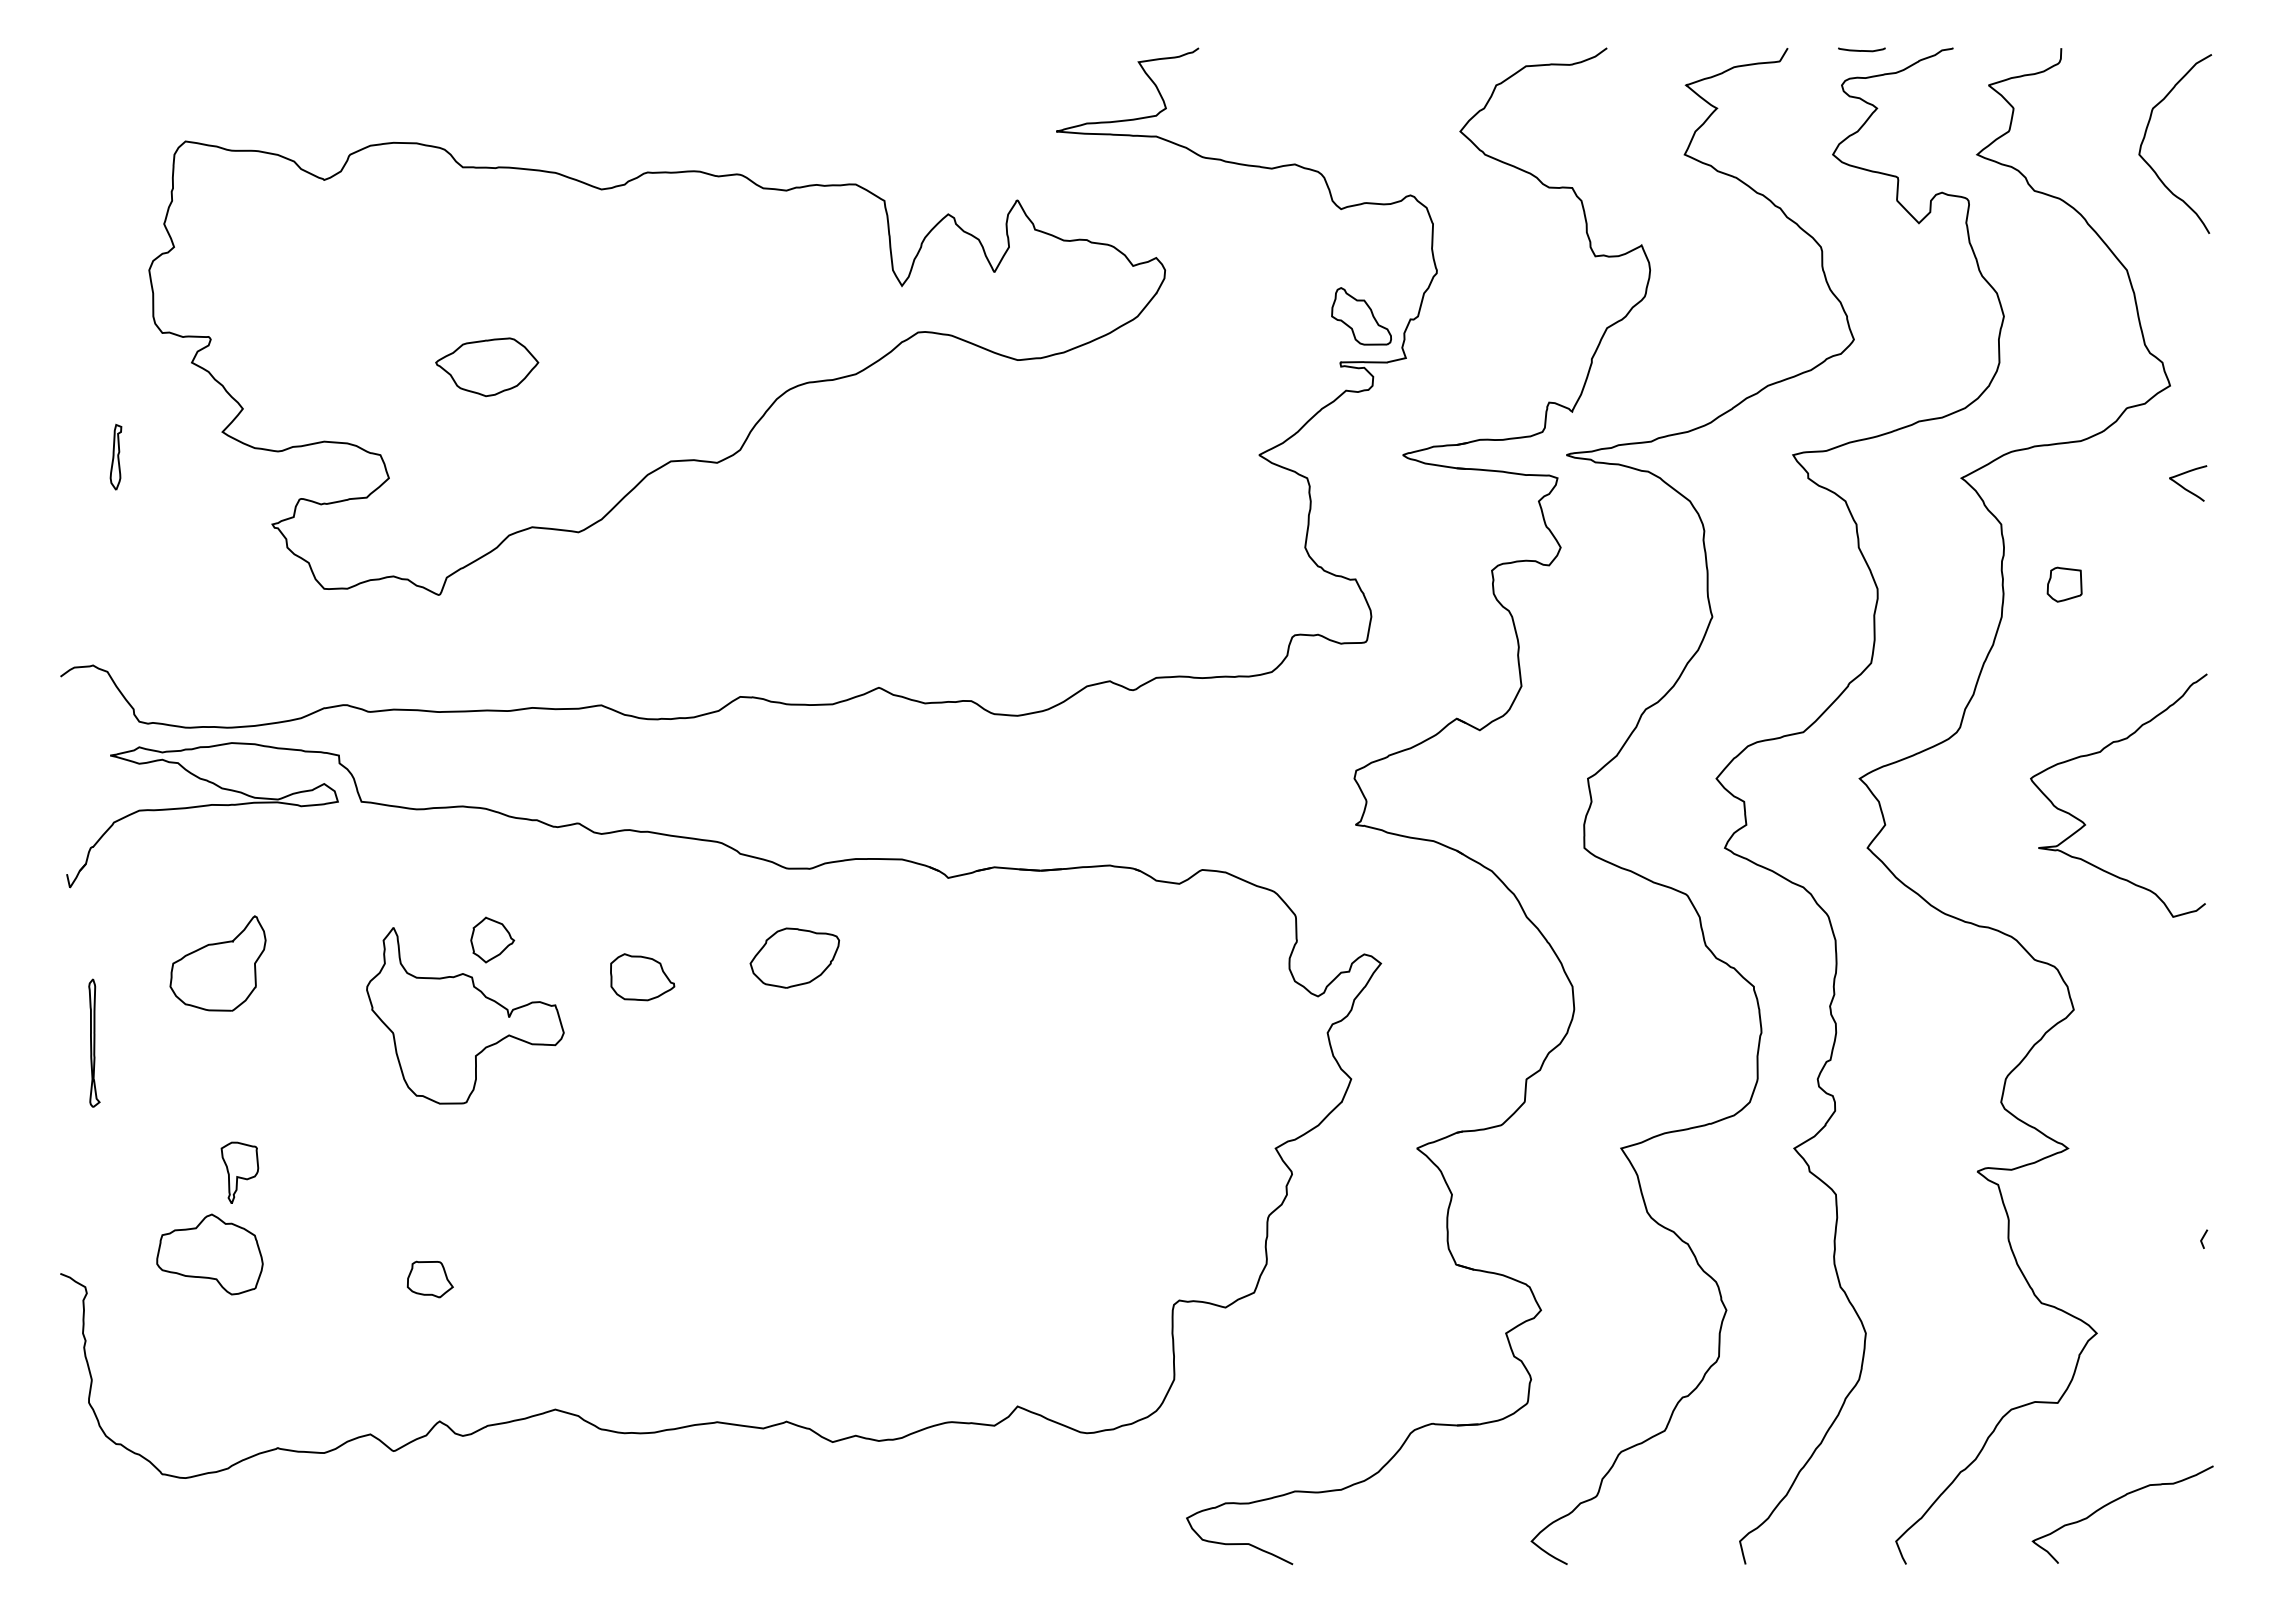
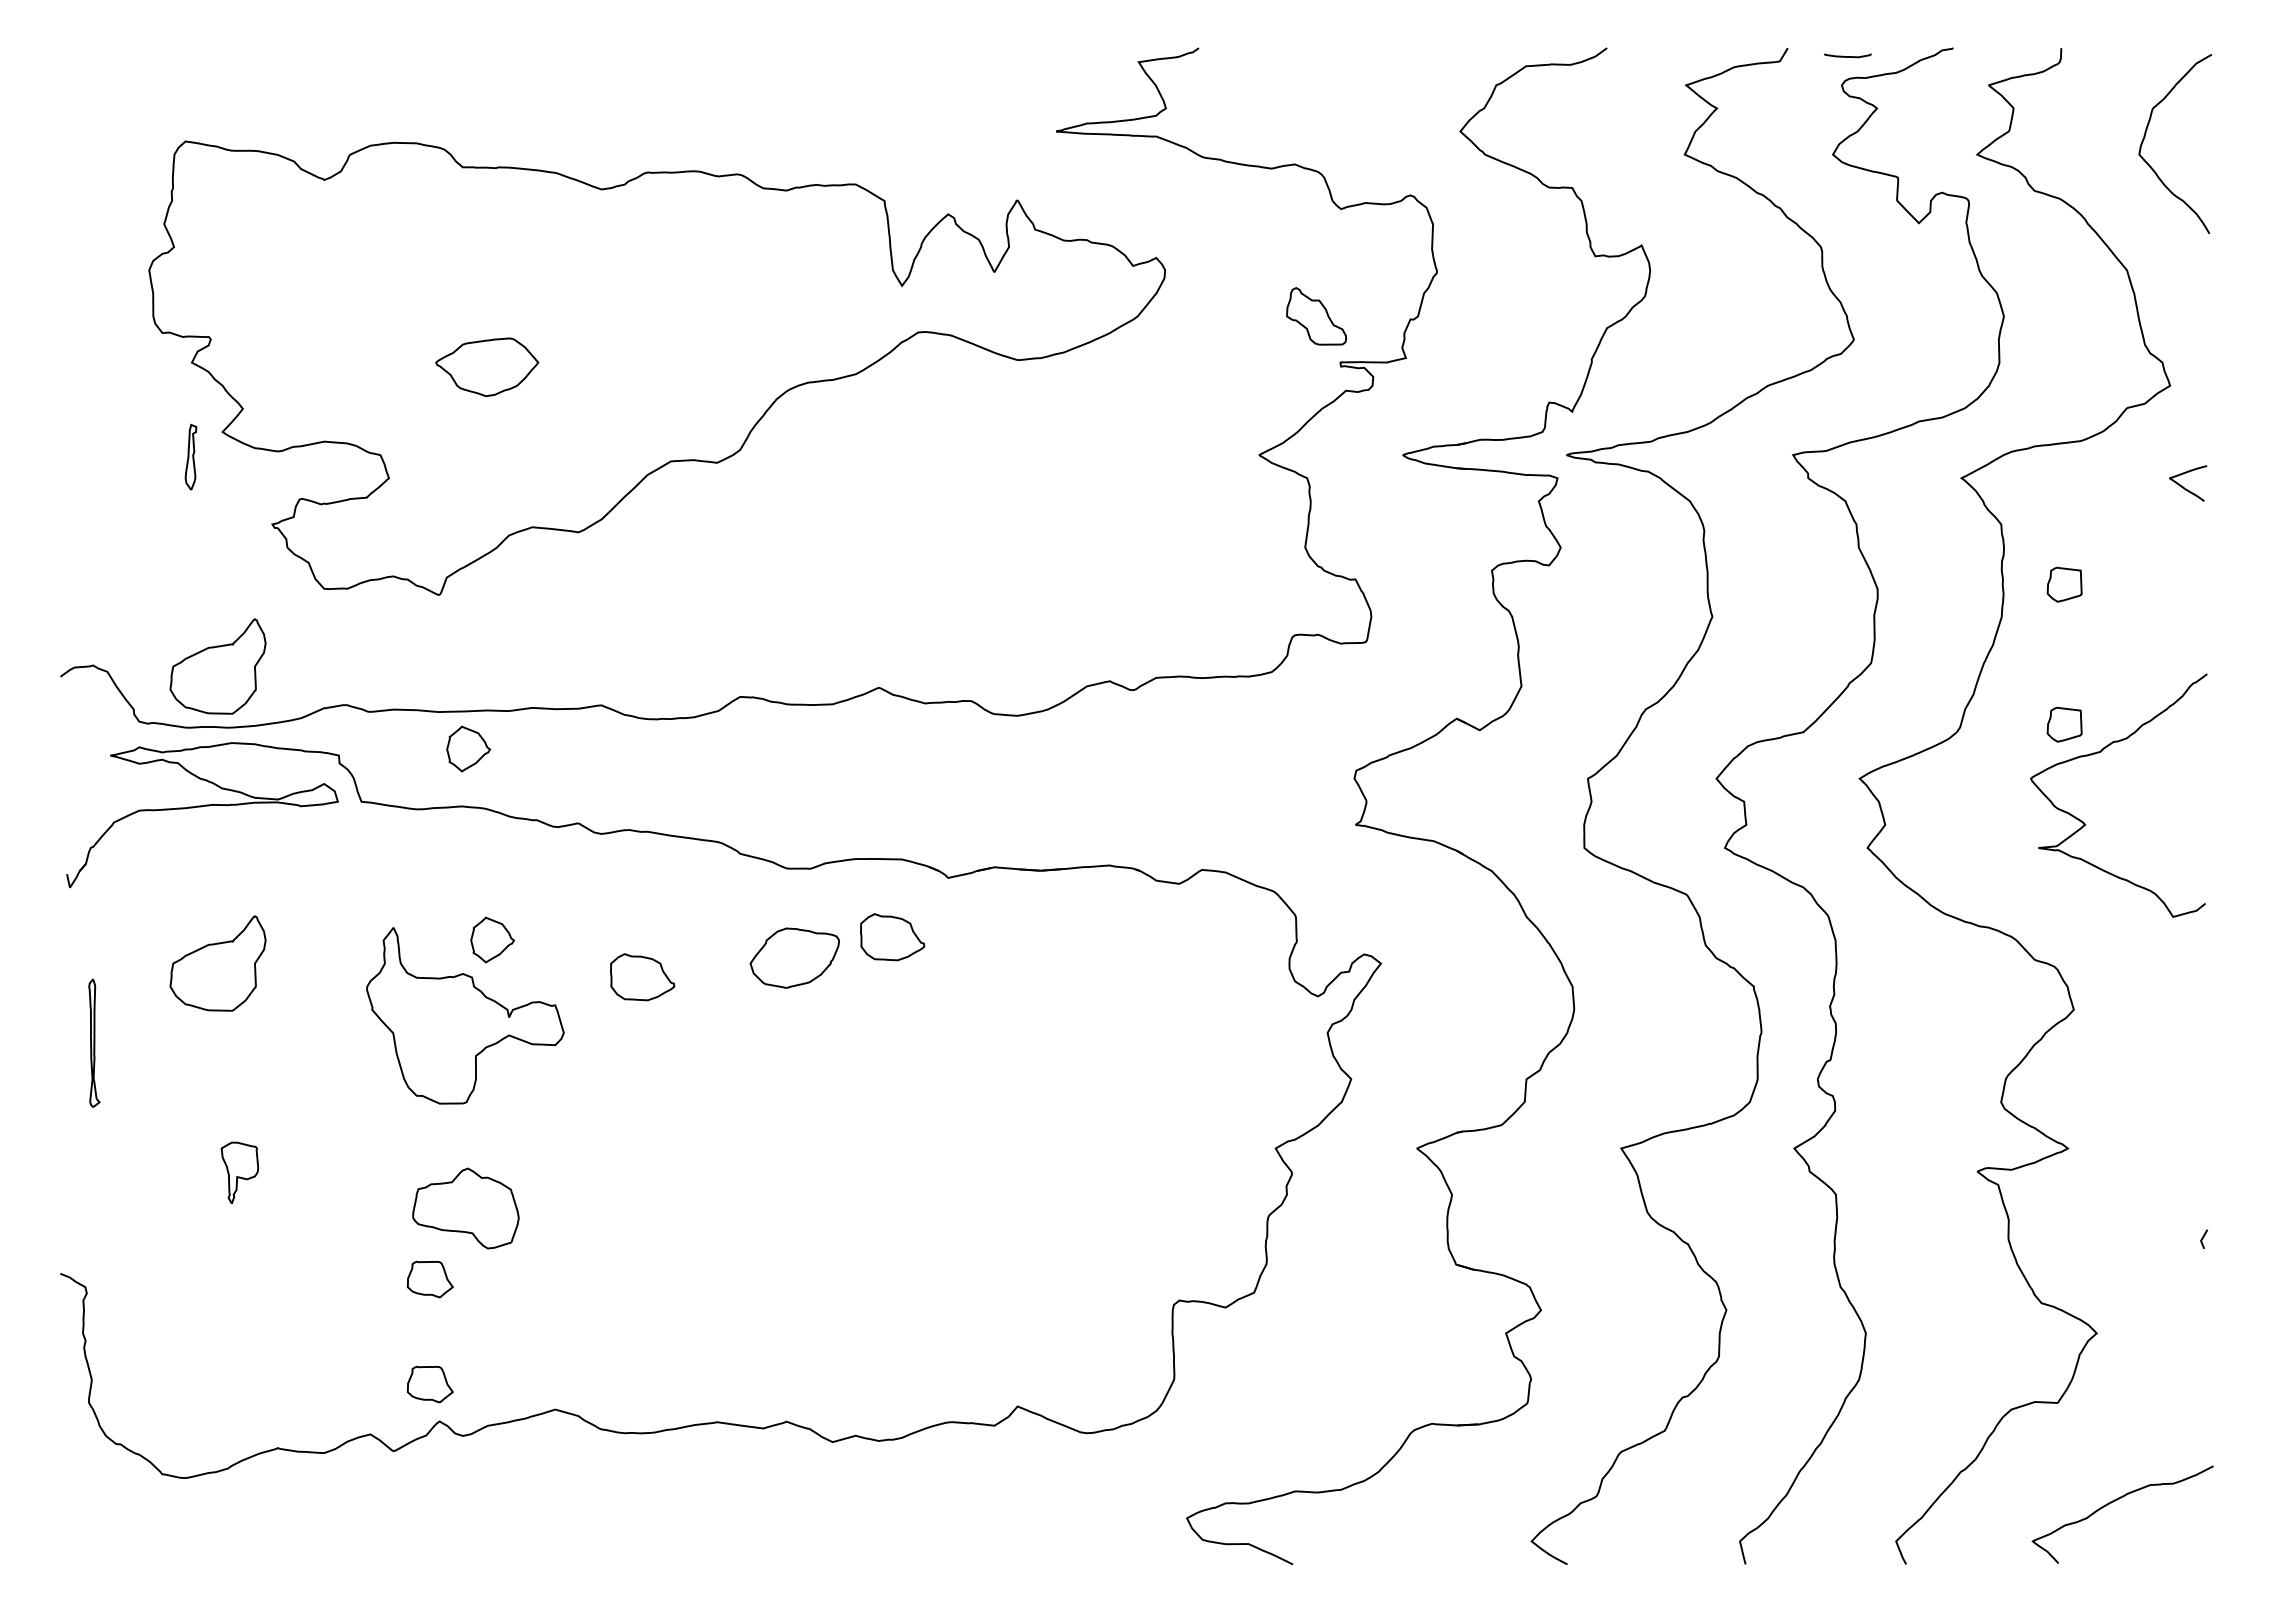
curve position: (1861, 50) -> (1847, 56) (1847, 56)
part position: (1361, 316) -> (1316, 316) (1316, 316)
part position: (115, 456) -> (190, 456) (190, 456)
part: none -> present (217, 666)
part: none -> present (2064, 724)
part: none -> present (468, 748)
part: none -> present (892, 937)
part position: (209, 1254) -> (465, 1208) (465, 1208)
part: none -> present (429, 1384)
